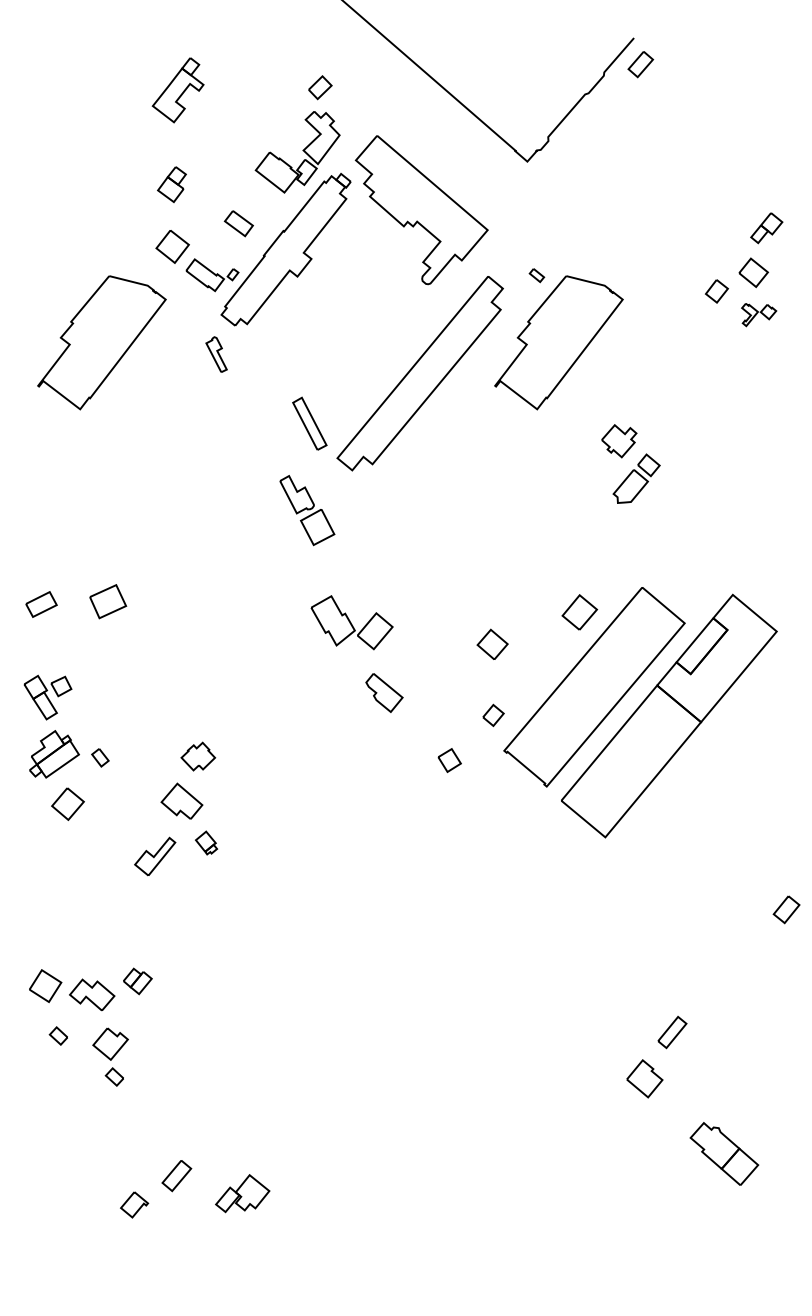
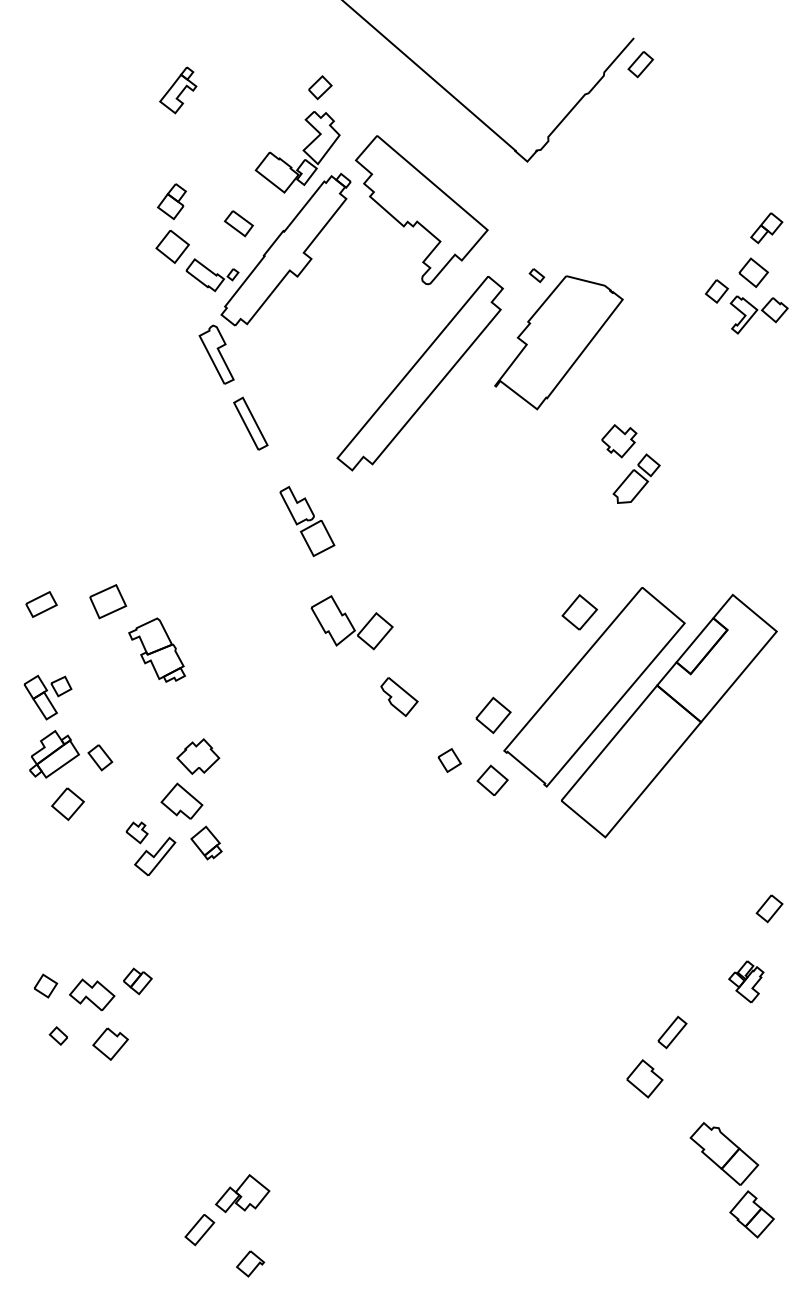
part size: 54x67 px -> 39x49 px (178, 90)
part position: (171, 184) -> (171, 201) (171, 201)
part size: 37x25 px -> 60x40 px (758, 314)
part: present -> none (101, 342)
part size: 23x37 px -> 37x61 px (216, 354)
part position: (309, 423) -> (250, 423) (250, 423)
part position: (307, 510) -> (307, 521) (307, 521)
part position: (492, 643) -> (492, 779) (492, 779)
part: none -> present (156, 649)
part position: (384, 692) -> (399, 696) (399, 696)
part size: 23x25 px -> 37x39 px (493, 715)
part size: 37x31 px -> 45x37 px (198, 756)
part size: 19x20 px -> 27x28 px (100, 757)
part: none -> present (136, 832)
part size: 24x26 px -> 33x36 px (206, 842)
part position: (786, 909) -> (769, 908) (769, 908)
part: none -> present (746, 981)
part size: 34x35 px -> 25x26 px (46, 985)
part: present -> none (113, 1076)
part position: (176, 1176) -> (199, 1230) (199, 1230)
part position: (134, 1204) -> (250, 1263) (250, 1263)
part: none -> present (751, 1214)
